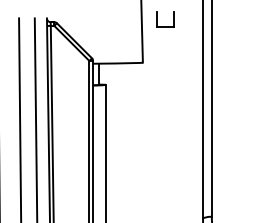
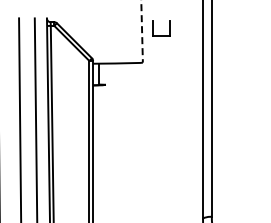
part position: (165, 26) -> (161, 35) (161, 35)
line: solid -> dashed (142, 31)
line: present -> none (106, 151)
